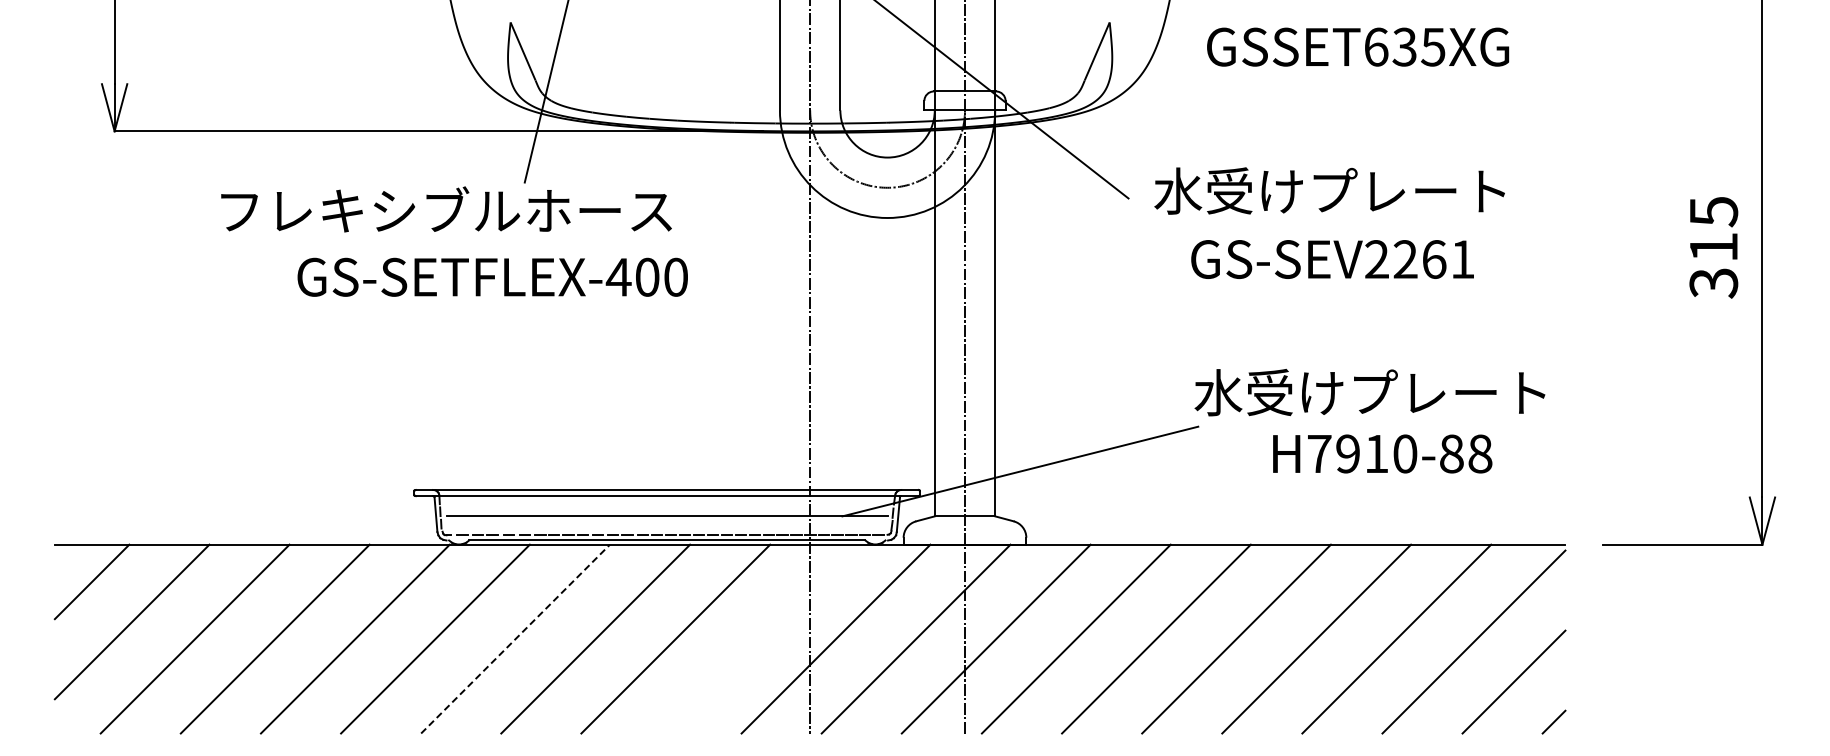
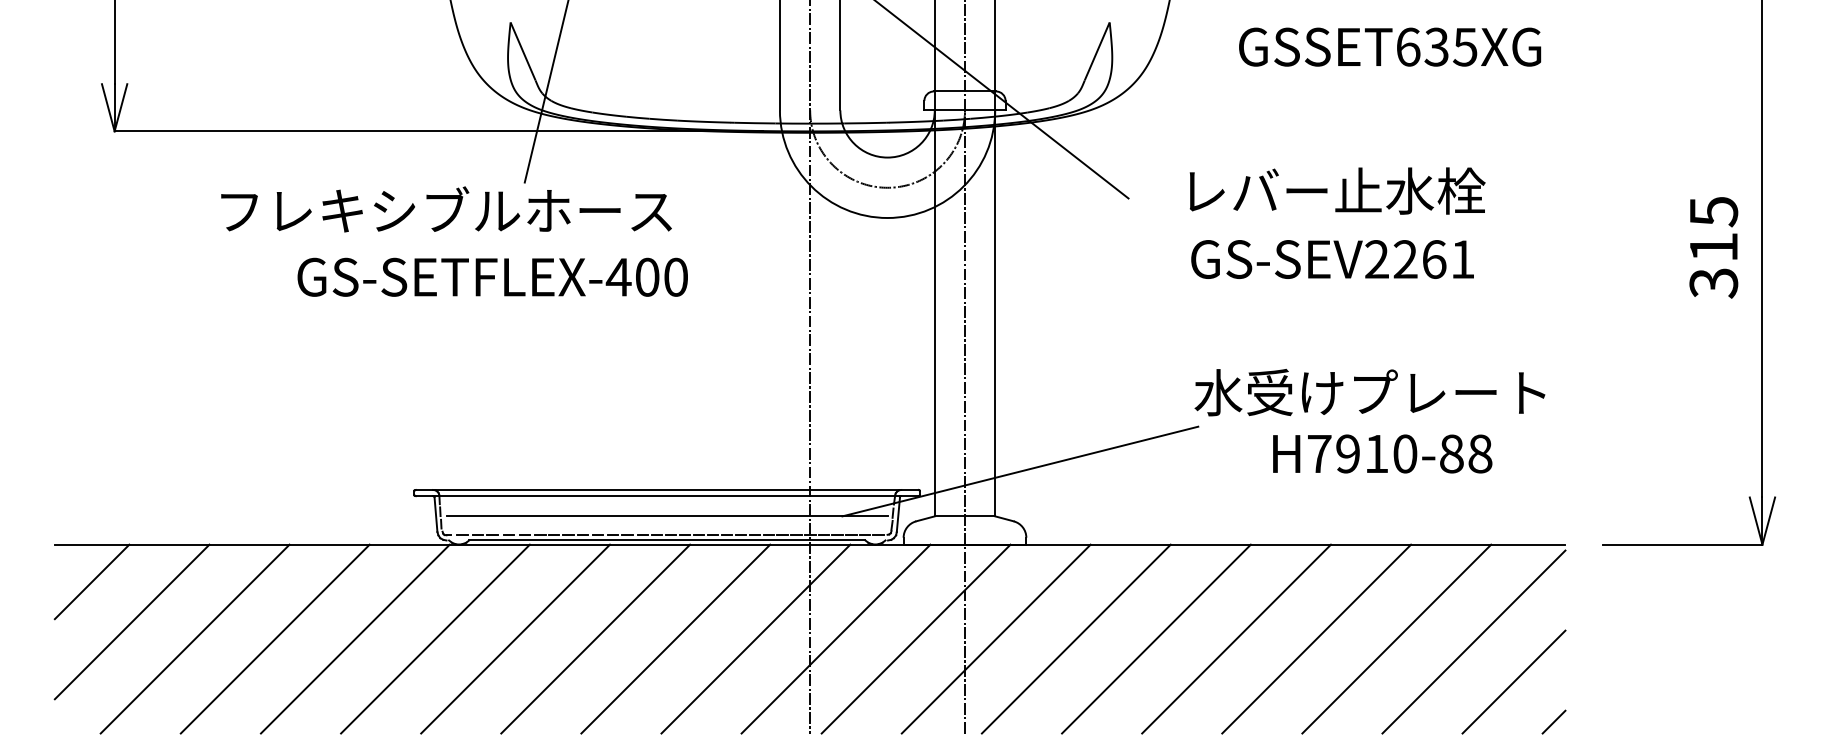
text position: (1358, 46) -> (1390, 46) (1390, 46)
text: 水受けプレート -> レバー止水栓 (1329, 190)
line: none -> present (755, 638)
line: dashed -> solid (515, 639)
